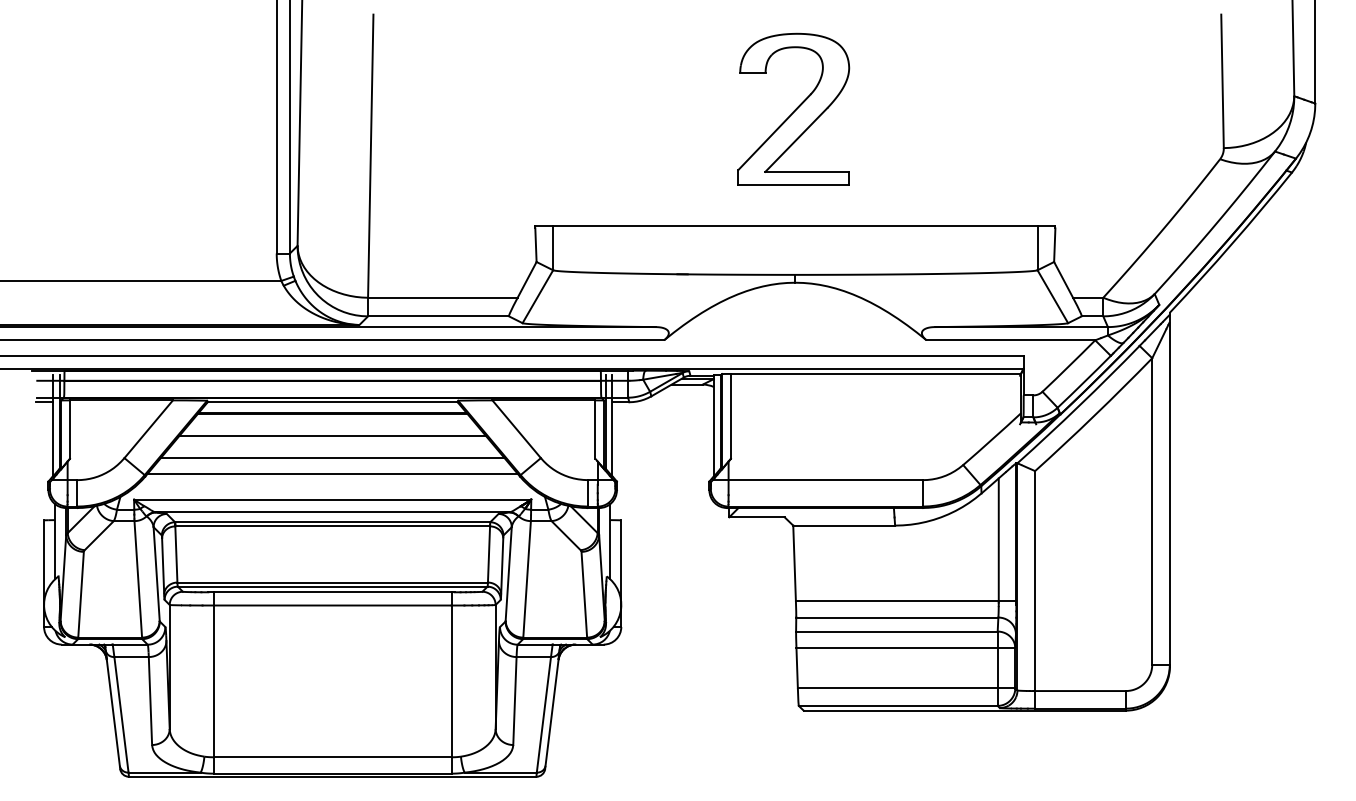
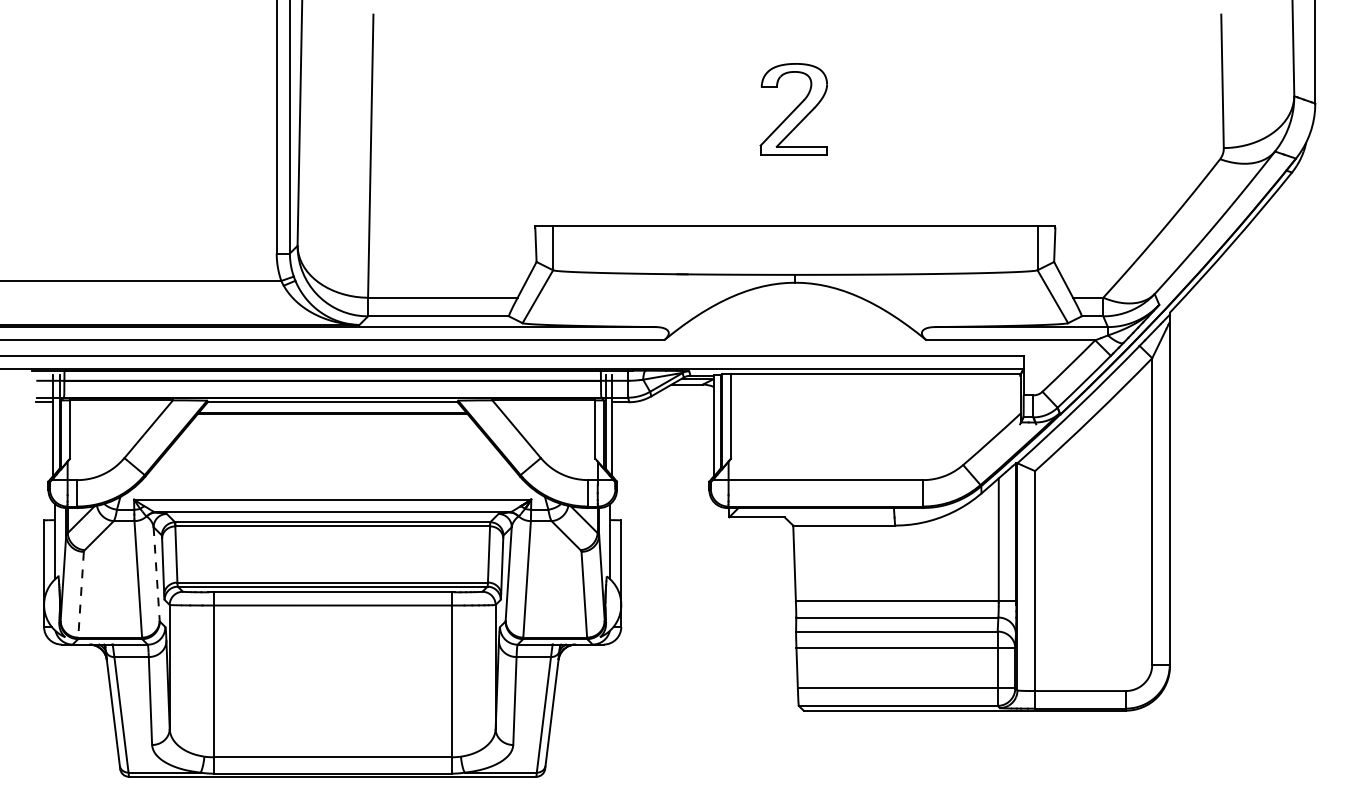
part size: 114x154 px -> 69x93 px (793, 109)
line: present -> none (332, 436)
line: present -> none (332, 458)
line: present -> none (332, 473)
line: solid -> dashed (156, 573)
line: solid -> dashed (81, 594)
